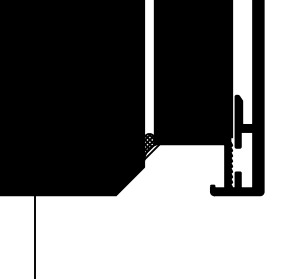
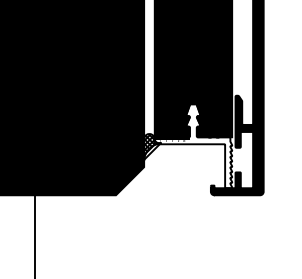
fill: present -> none (193, 145)
